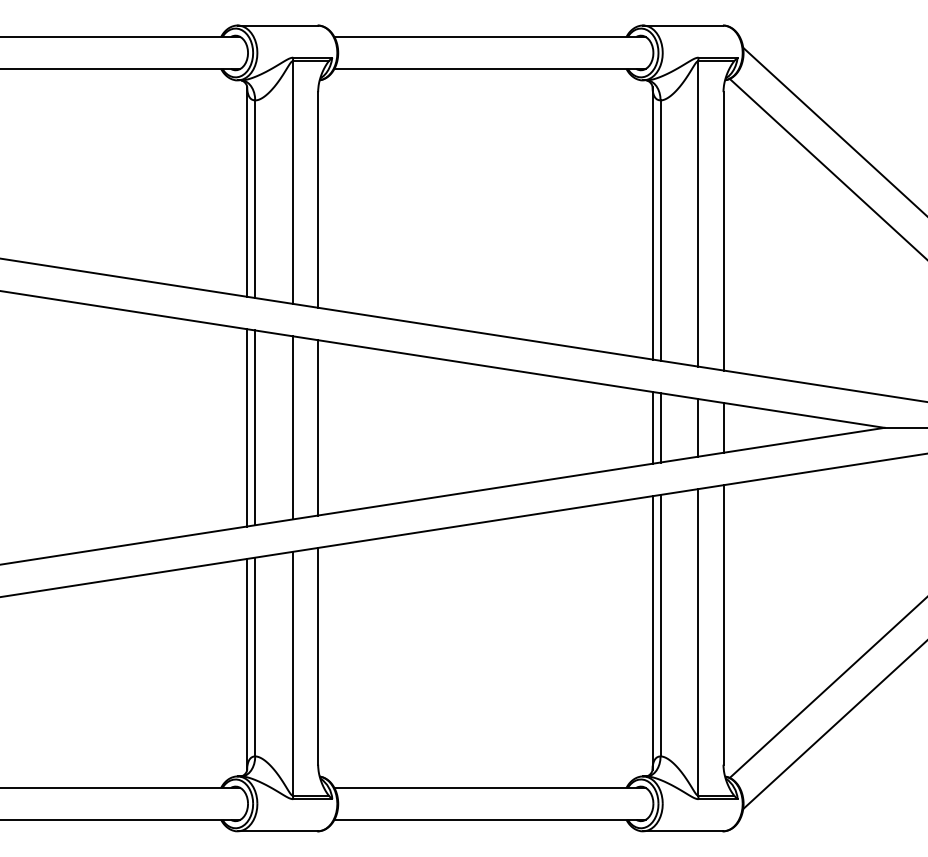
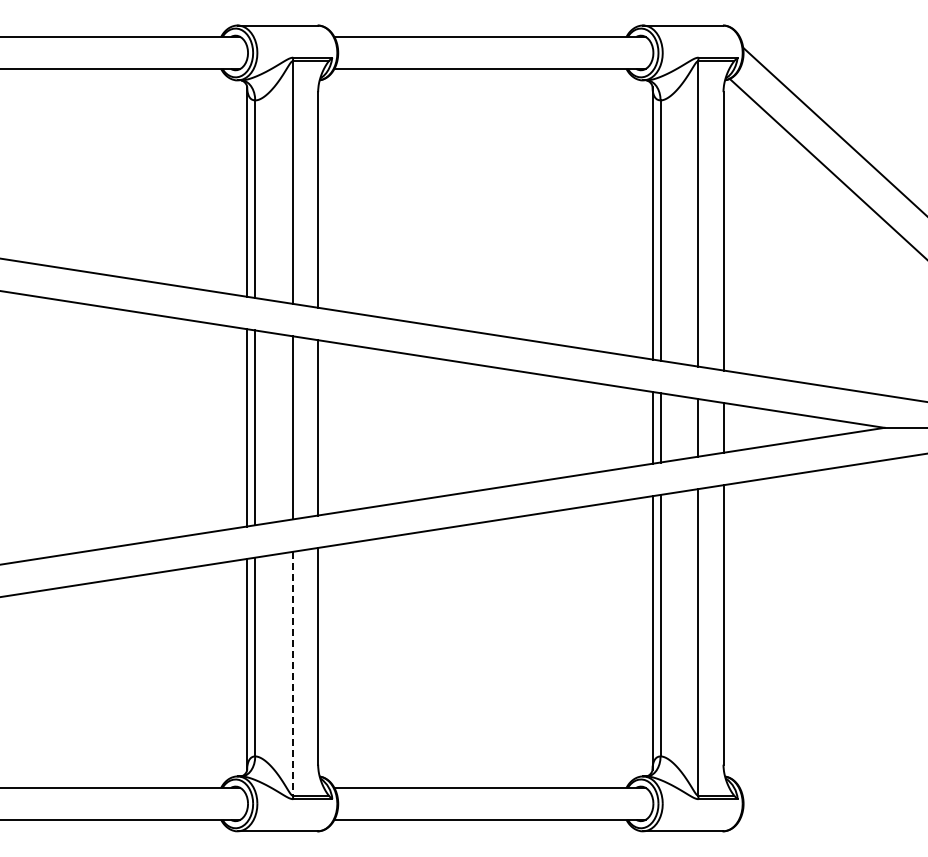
line: solid -> dashed (293, 673)
line: present -> none (826, 688)
line: present -> none (833, 725)
